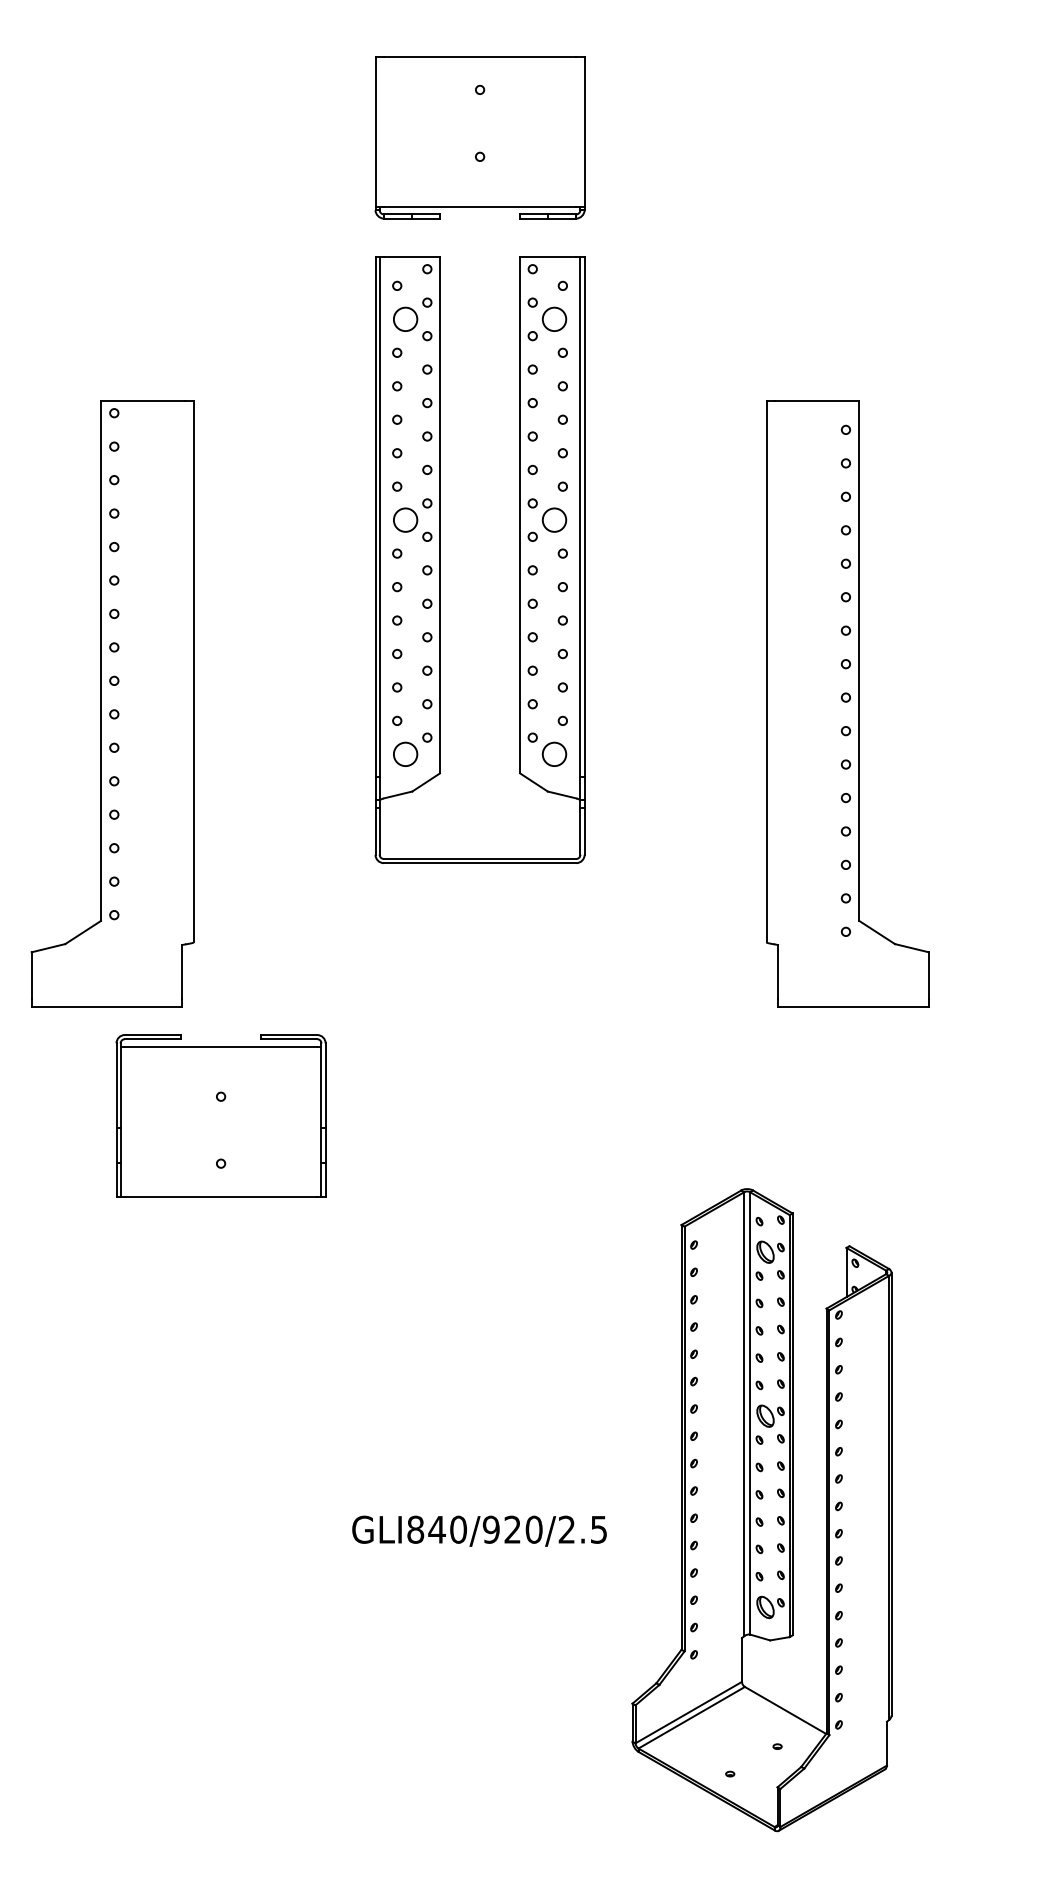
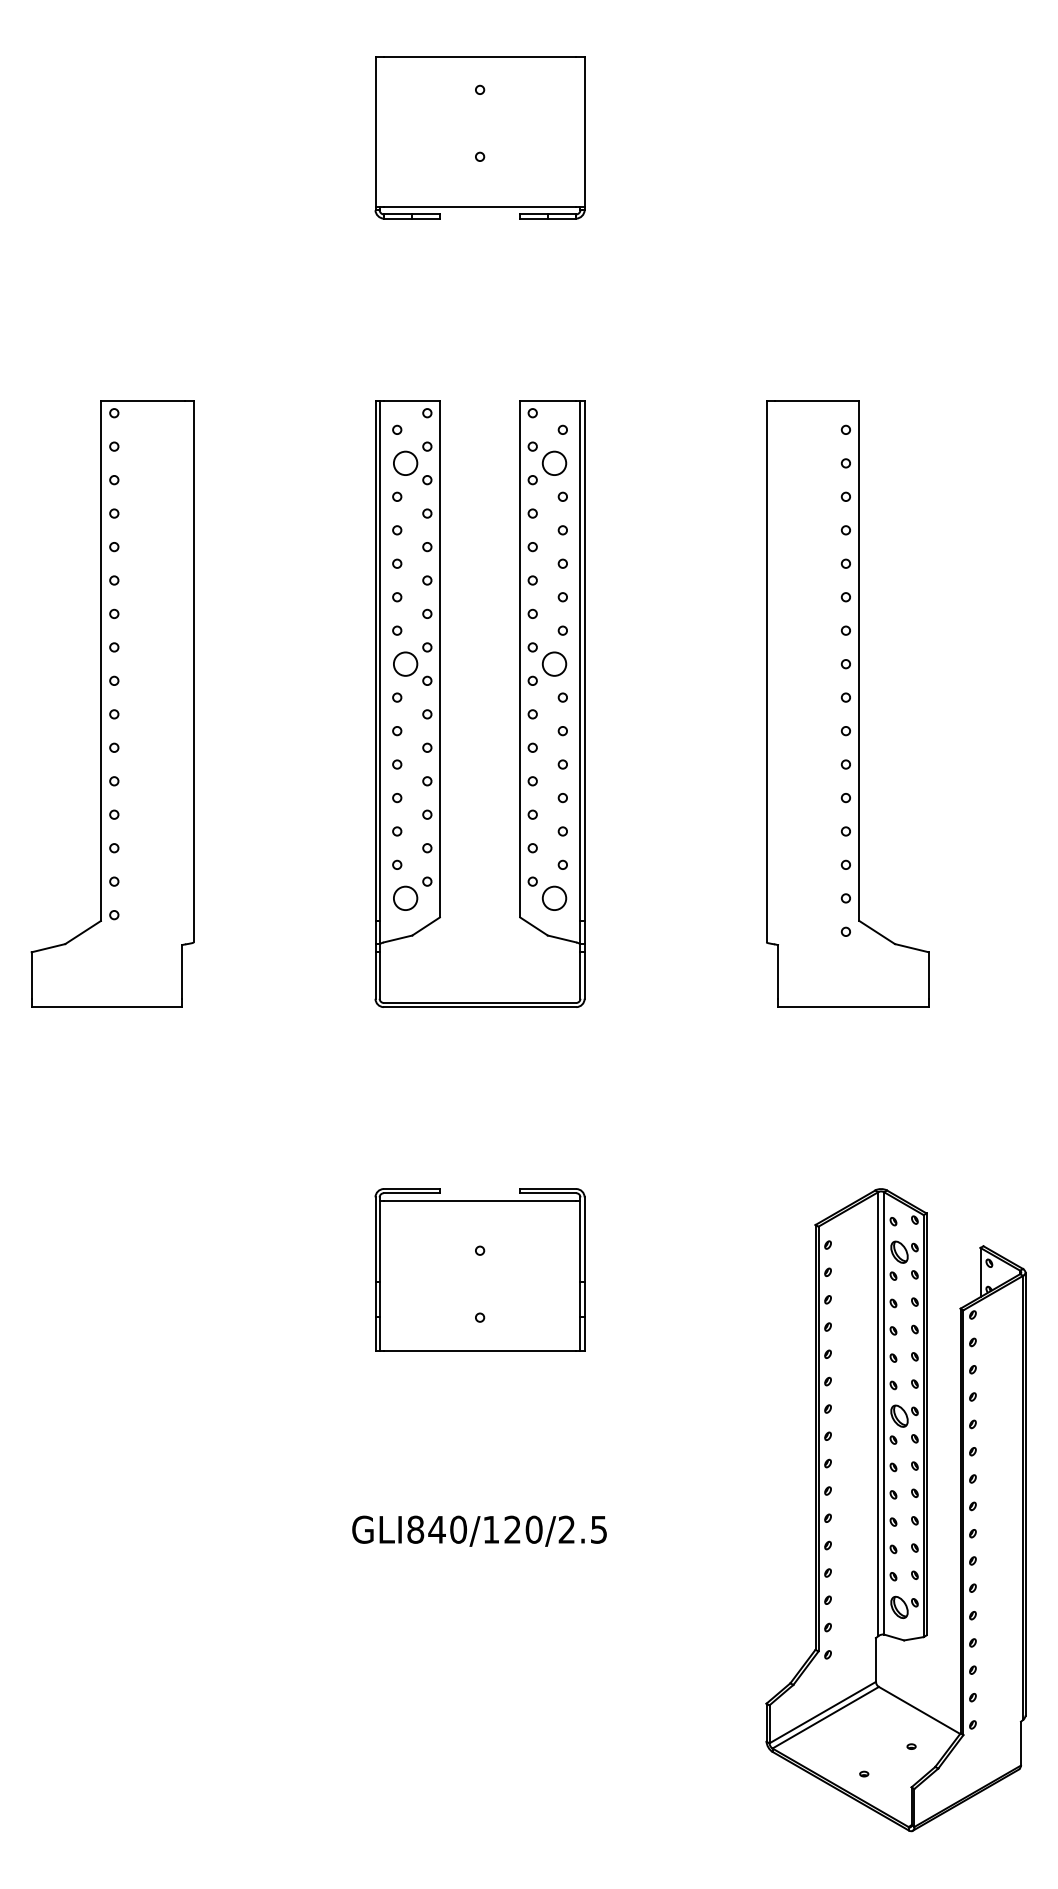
part position: (440, 559) -> (440, 703) (440, 703)
part position: (220, 1115) -> (479, 1269) (479, 1269)
part position: (761, 1510) -> (895, 1510) (895, 1510)
text: GLI840/920/2.5 -> GLI840/120/2.5 (490, 1529)
